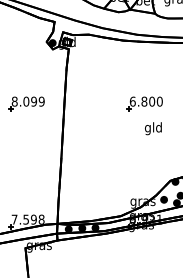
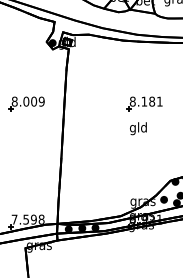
text: 8.099 -> 8.009 (33, 101)
text: 6.800 -> 8.181 (145, 101)
text position: (153, 128) -> (138, 128) (138, 128)
